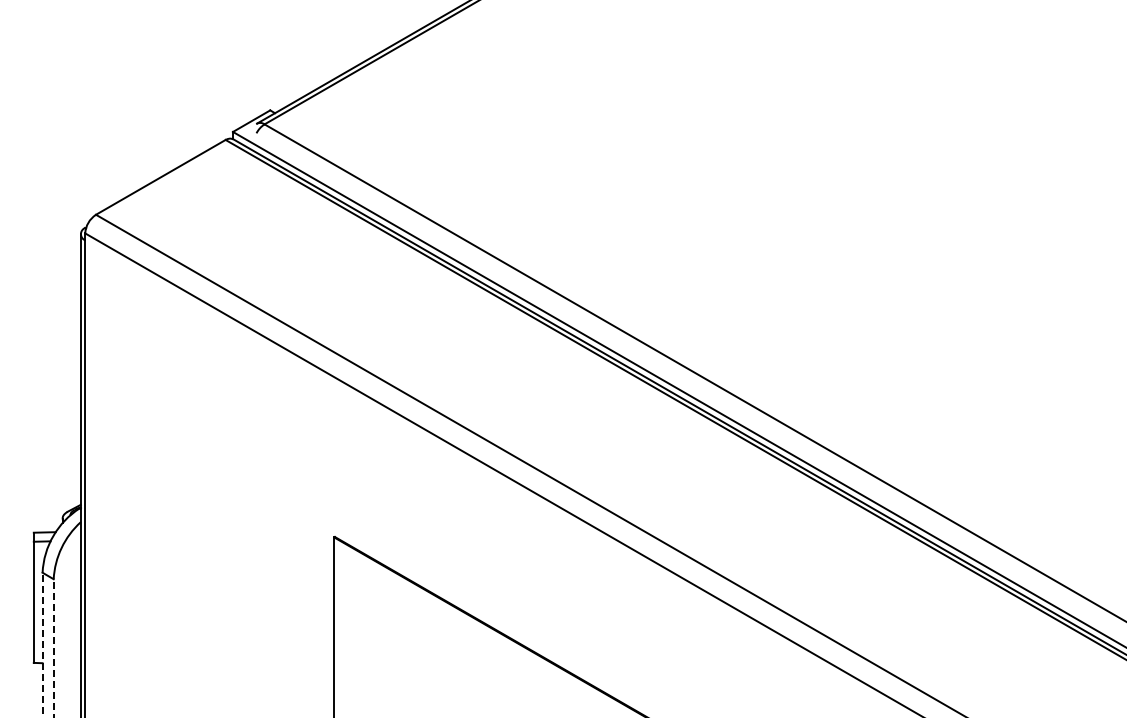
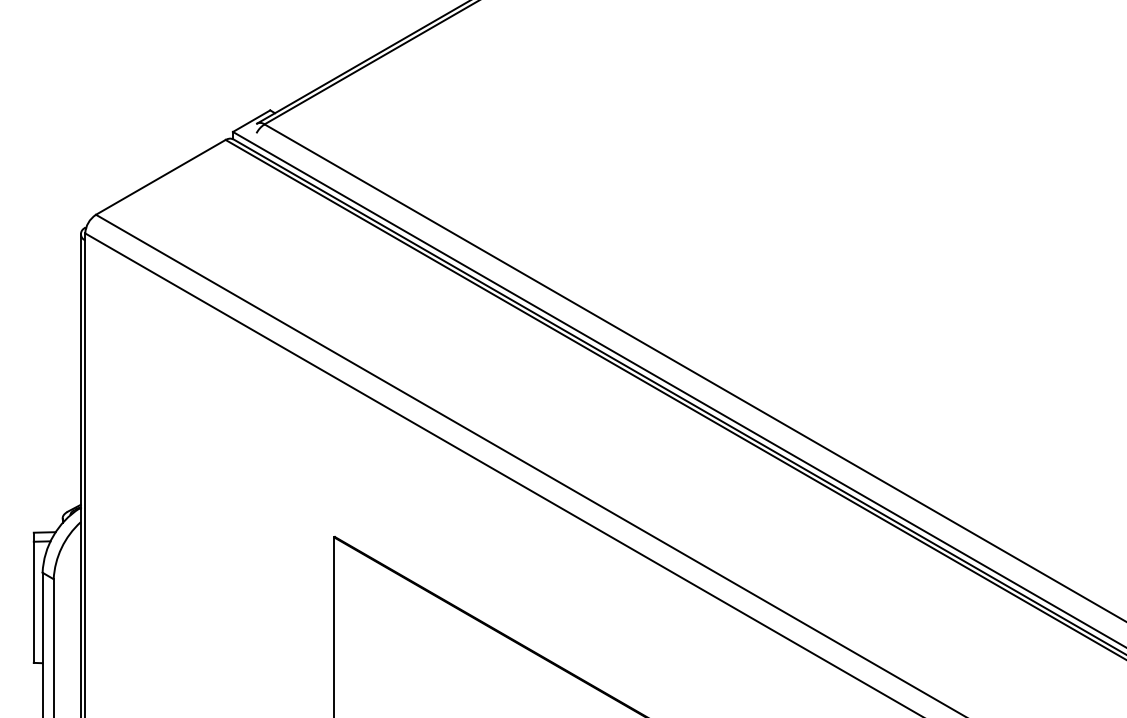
line: dashed -> solid (42, 644)
line: dashed -> solid (53, 648)
